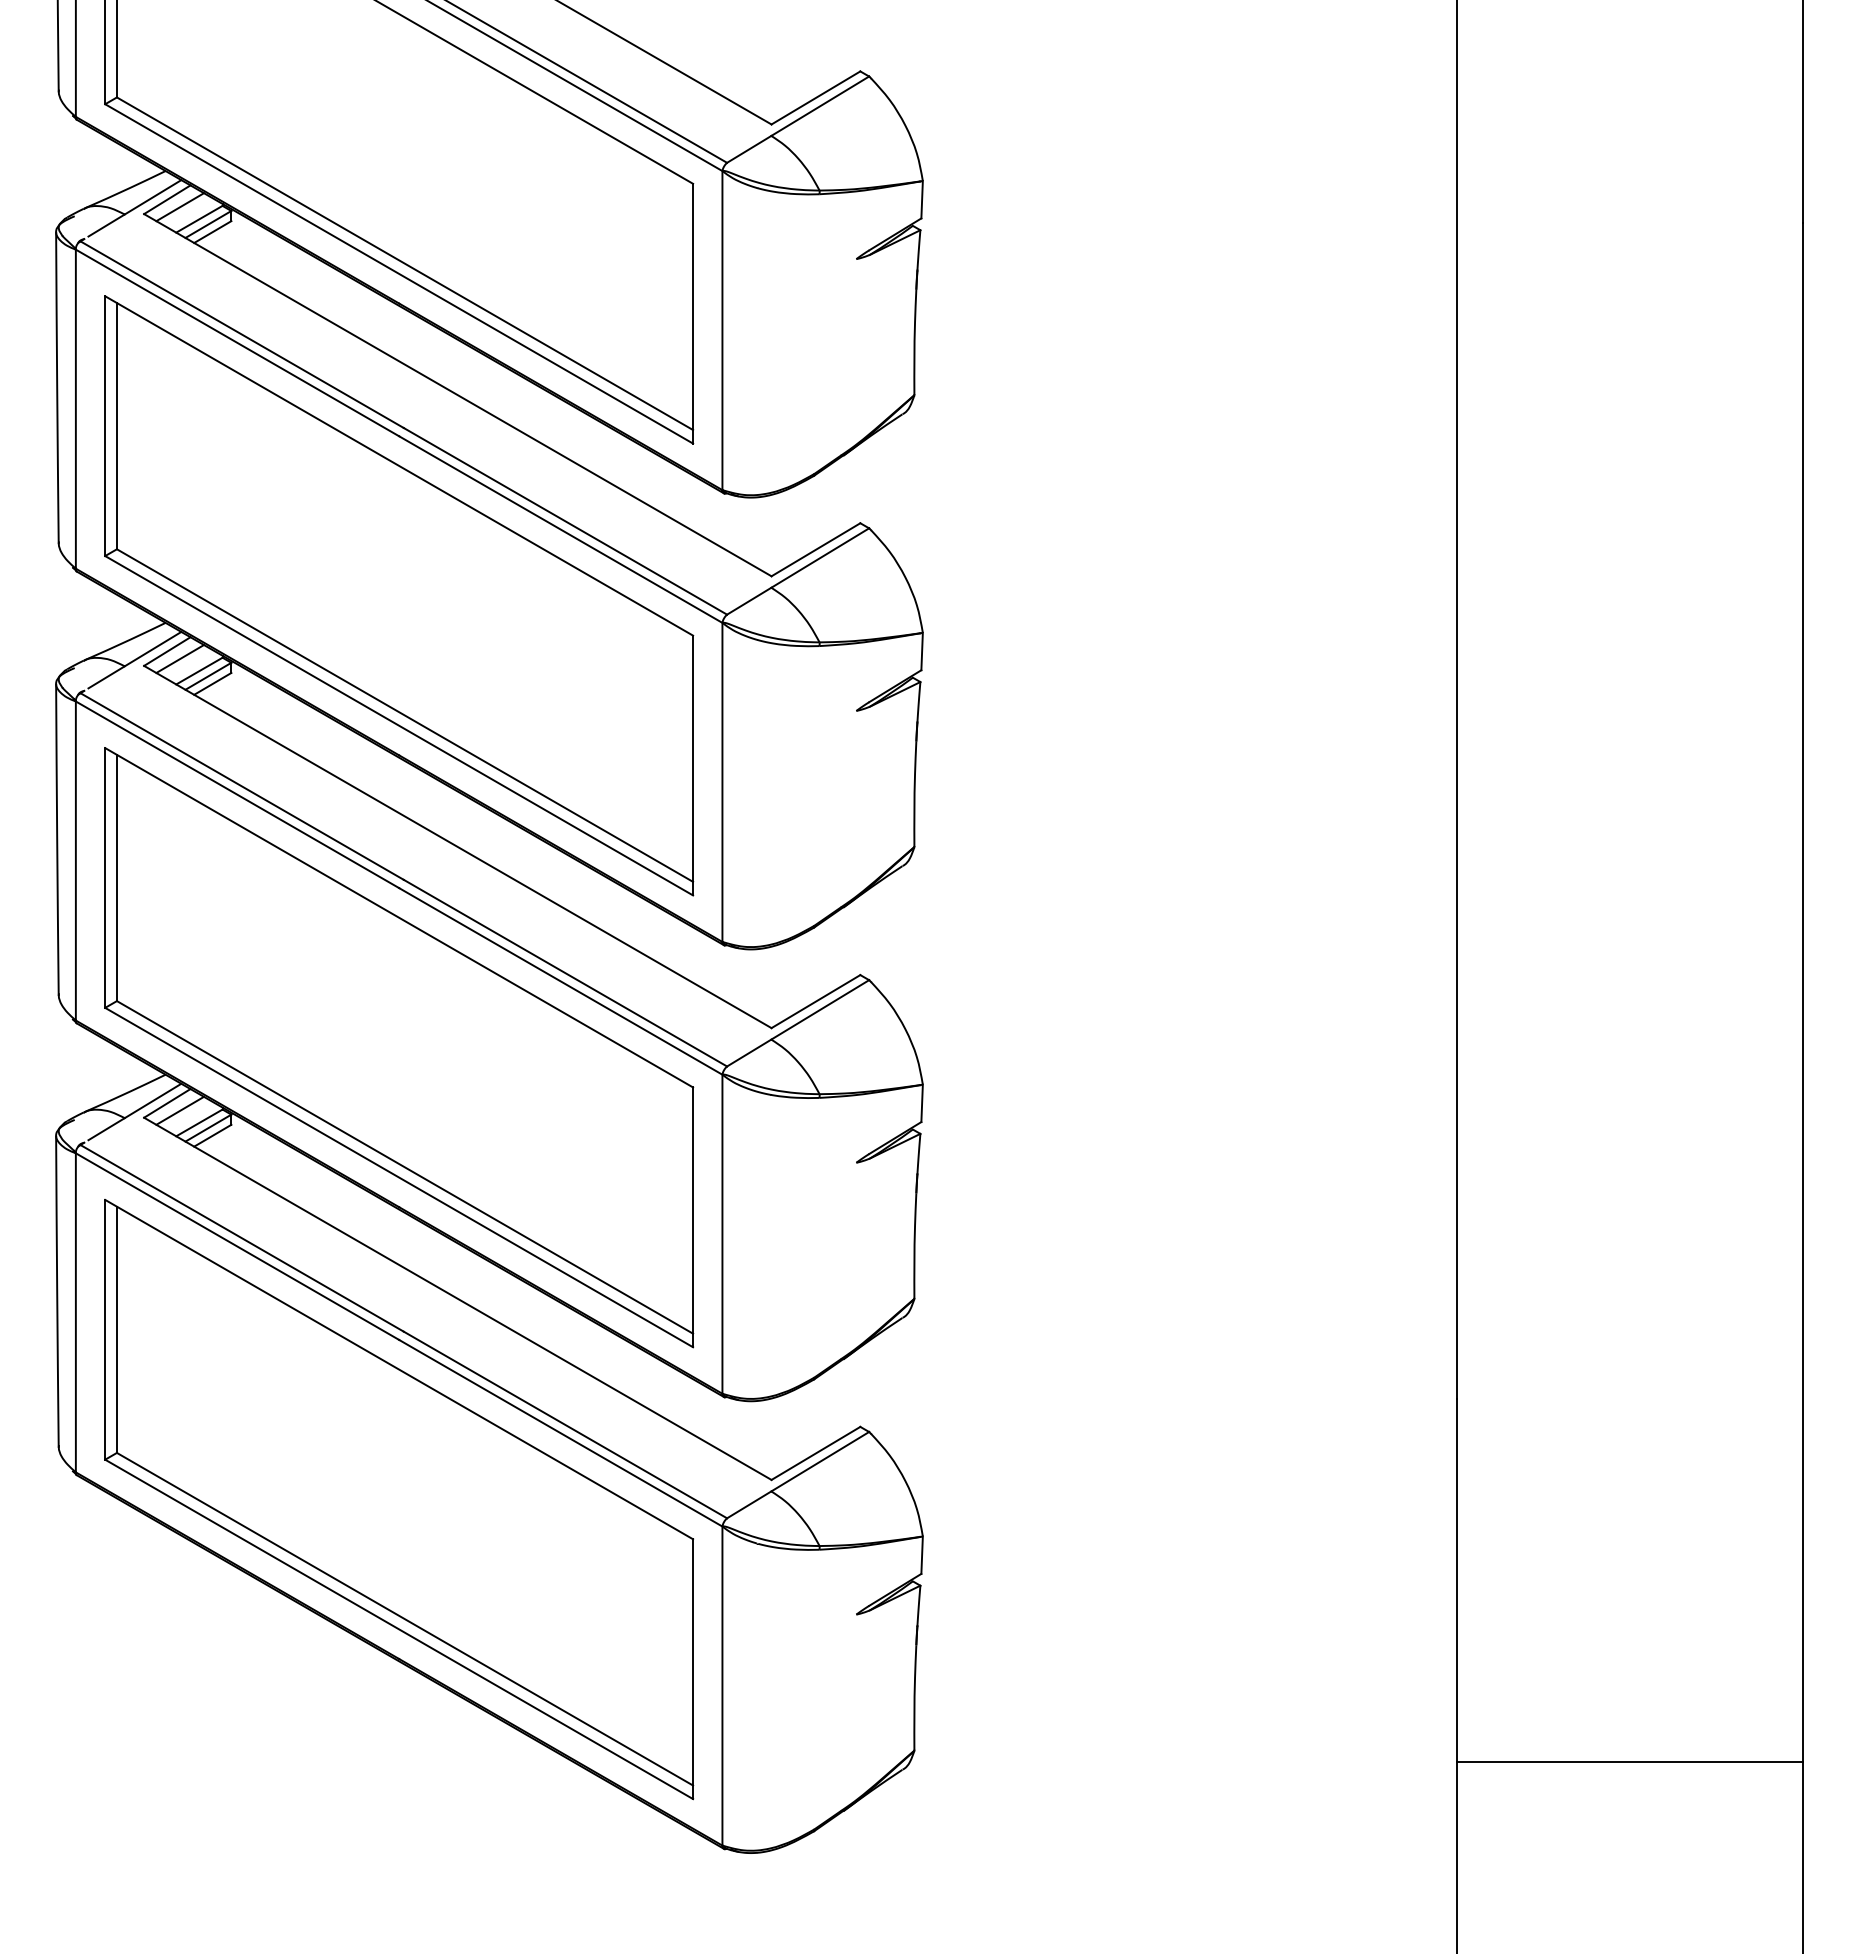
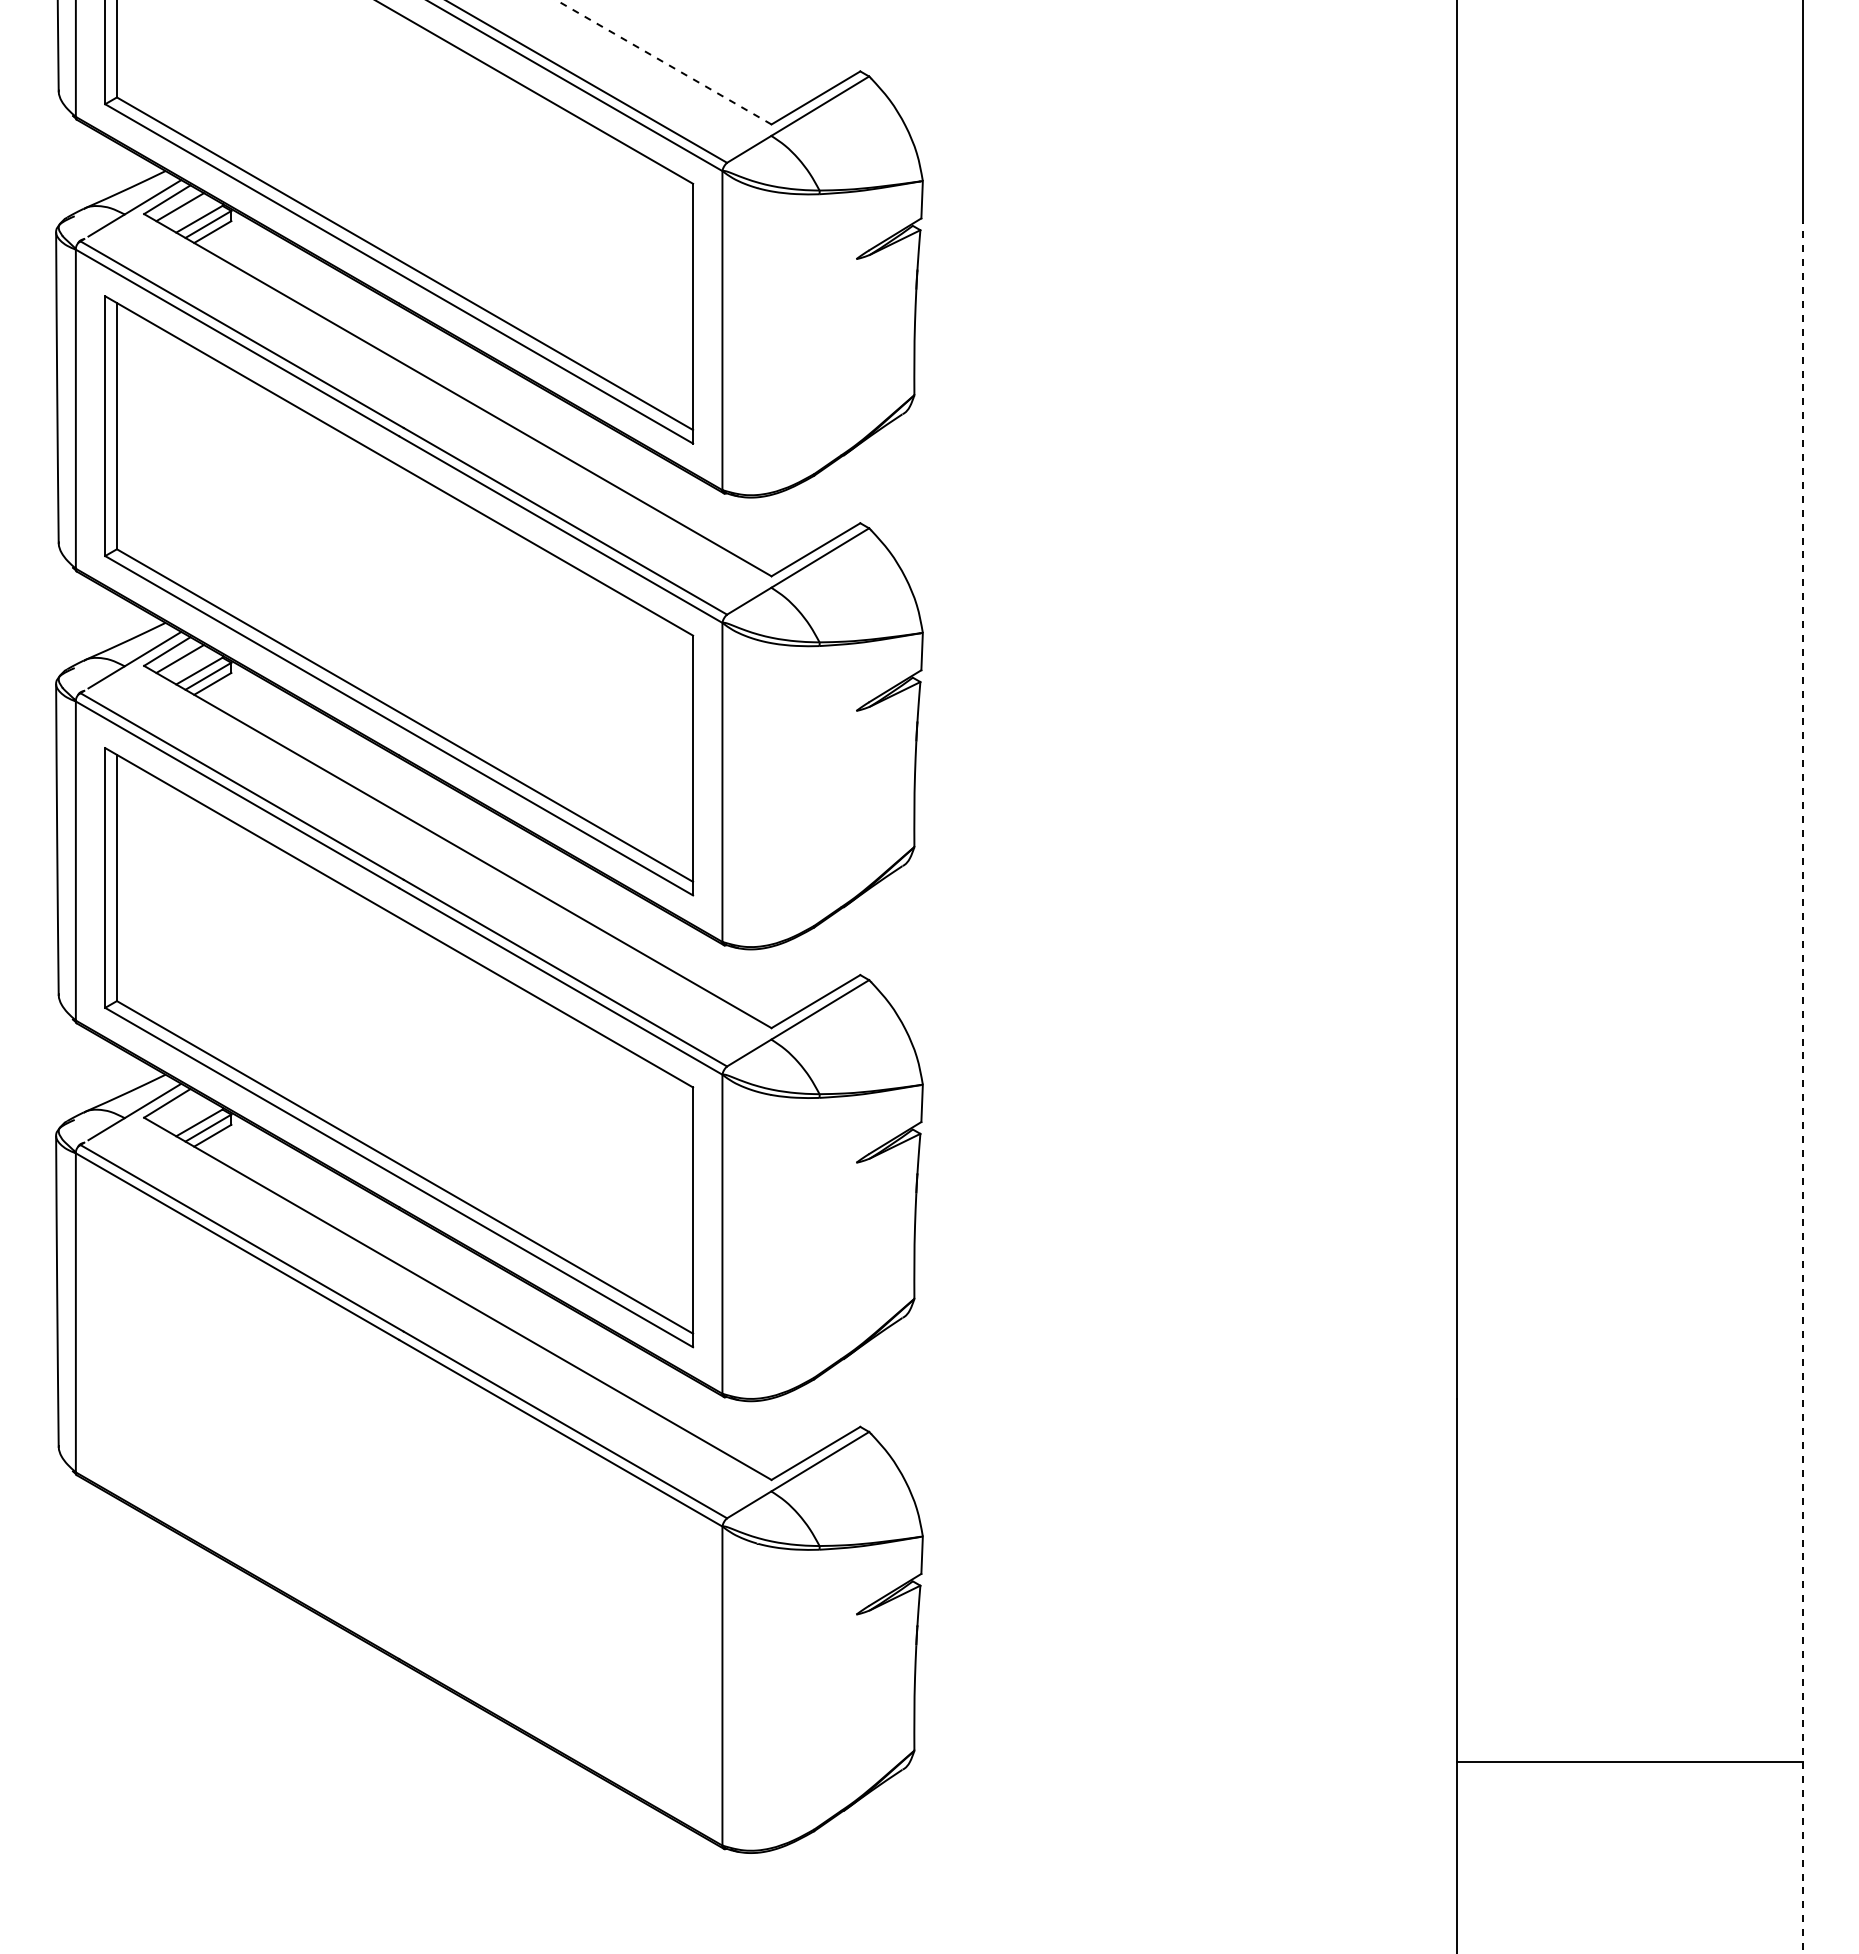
line: solid -> dashed (663, 62)
line: solid -> dashed (1803, 1088)
line: present -> none (180, 1110)
part: present -> none (399, 1499)
